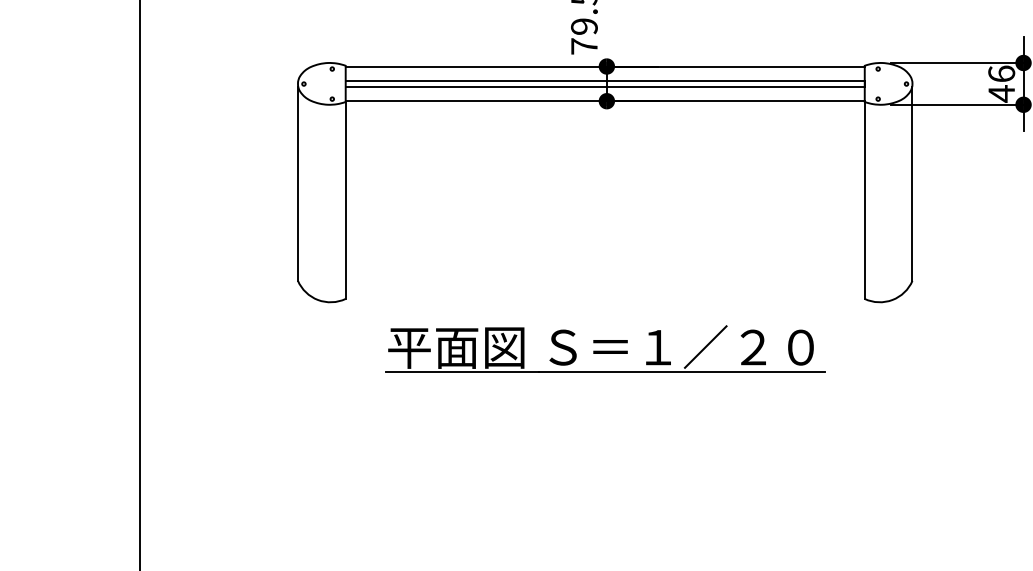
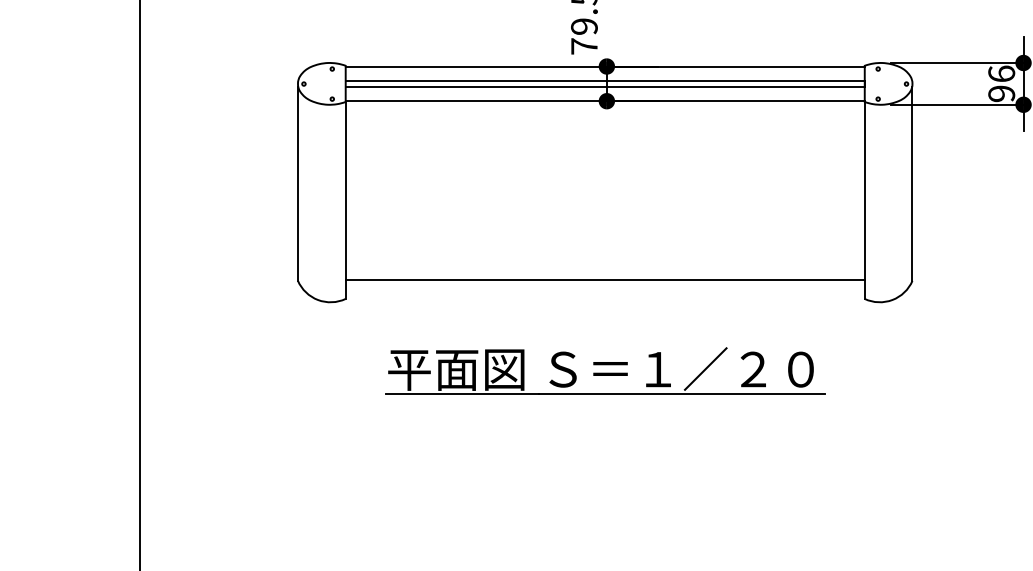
text: 46 -> 96 (1001, 93)
line: none -> present (604, 280)
part position: (605, 348) -> (605, 370) (605, 370)
